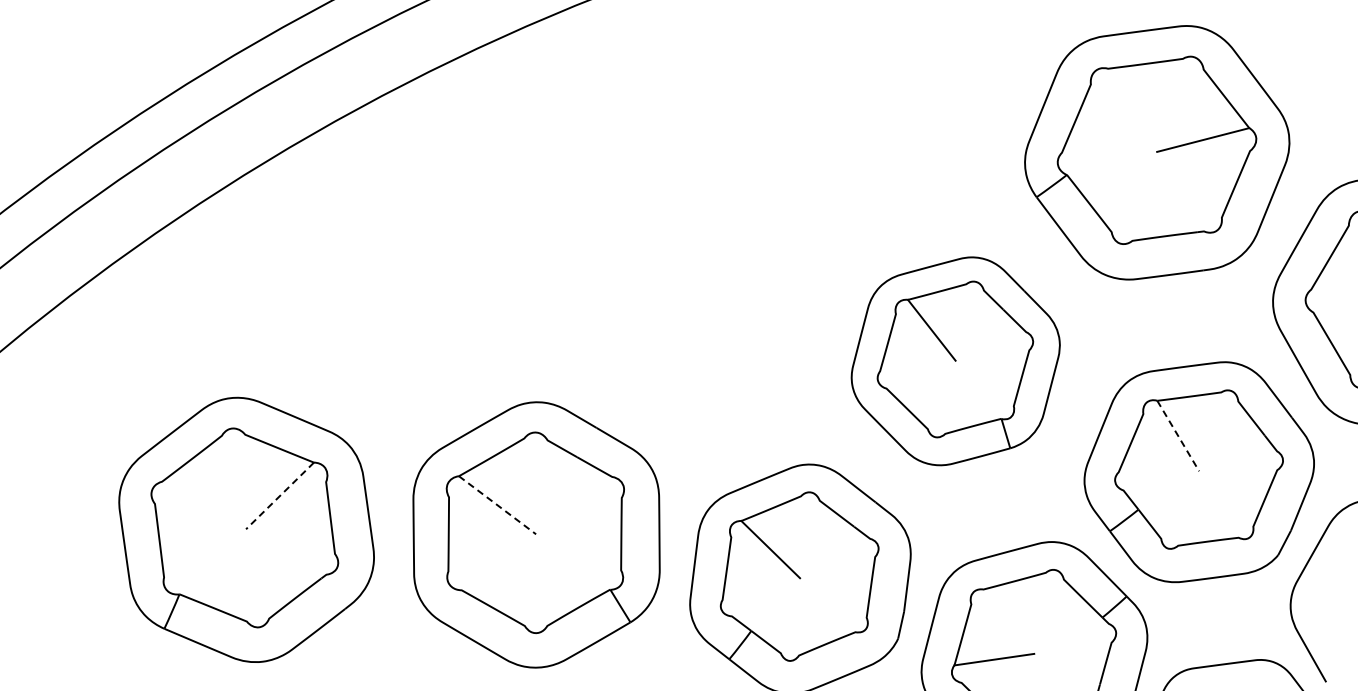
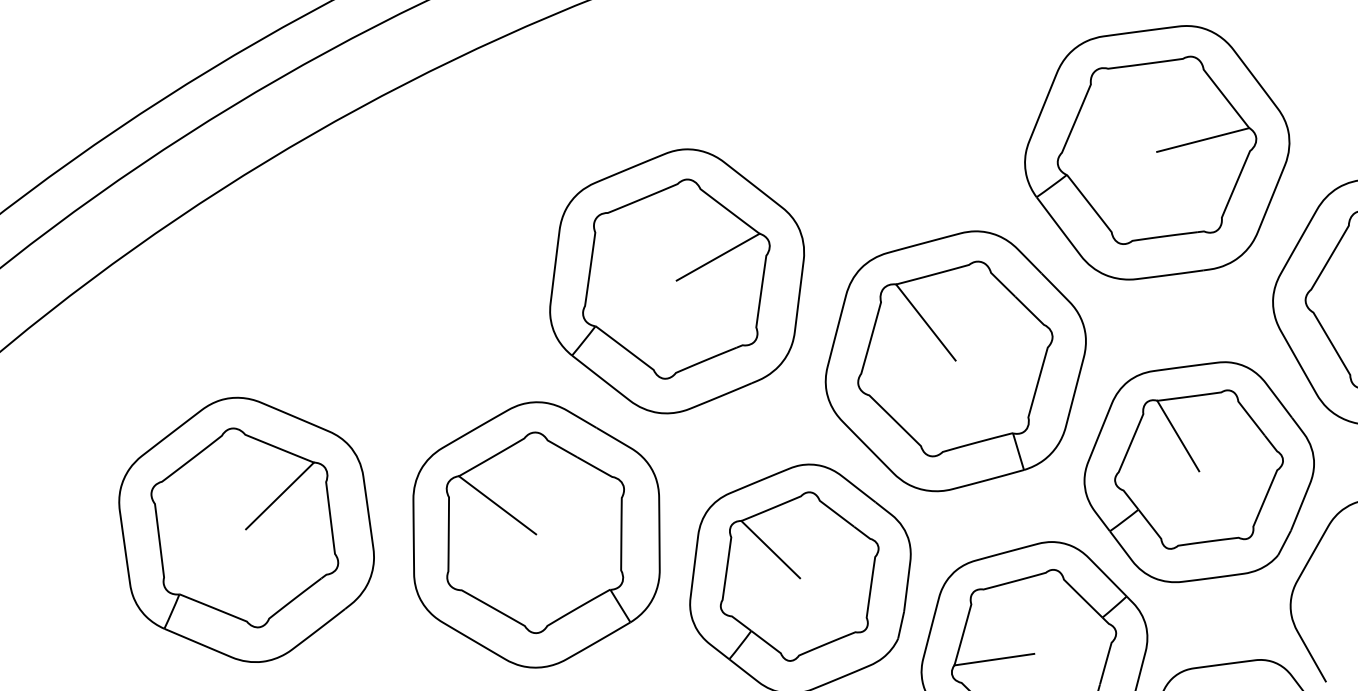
part: none -> present (676, 281)
part size: 211x211 px -> 263x263 px (955, 361)
line: dashed -> solid (1178, 436)
line: dashed -> solid (280, 495)
line: dashed -> solid (497, 505)
